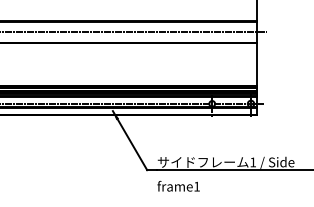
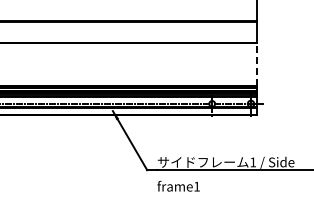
line: present -> none (134, 32)
line: solid -> dashed (257, 64)
